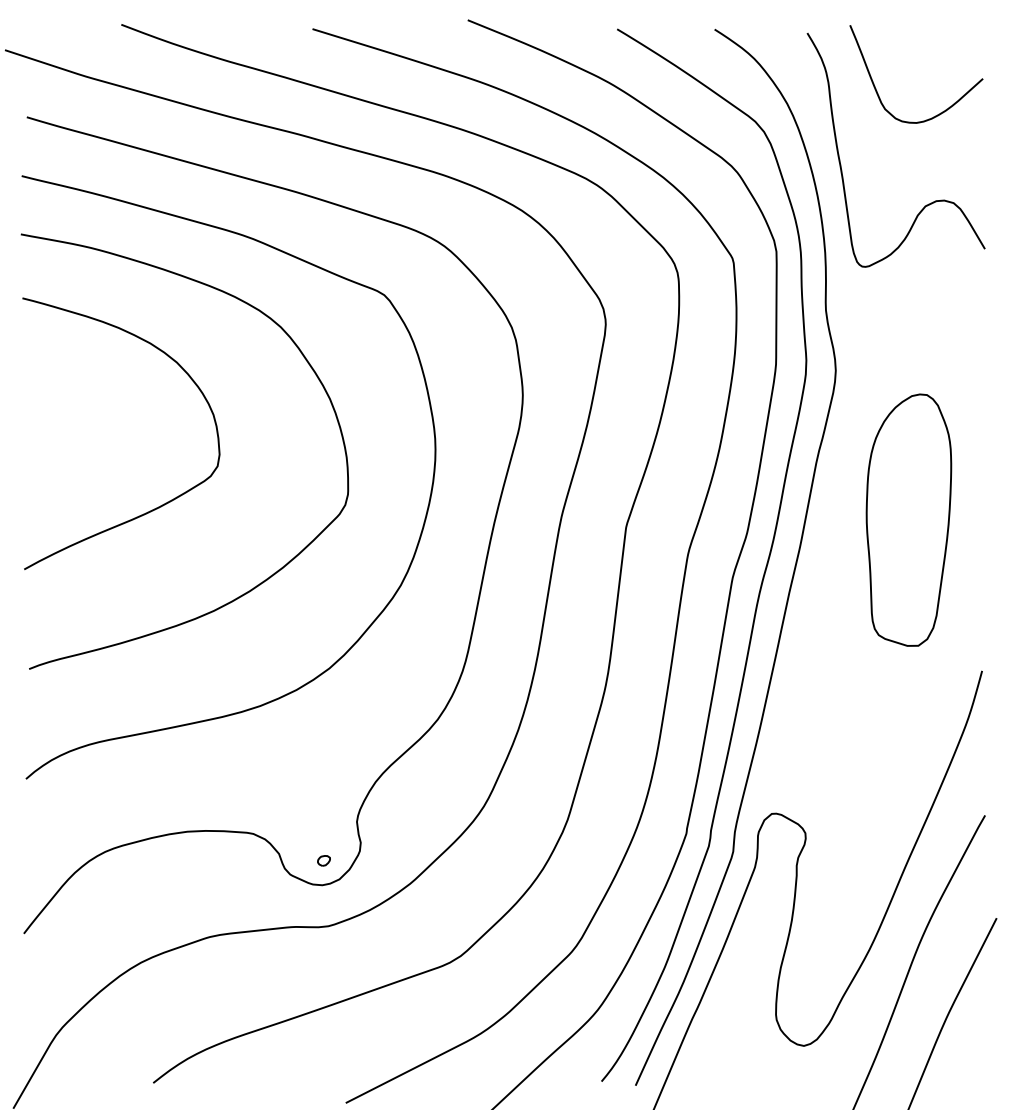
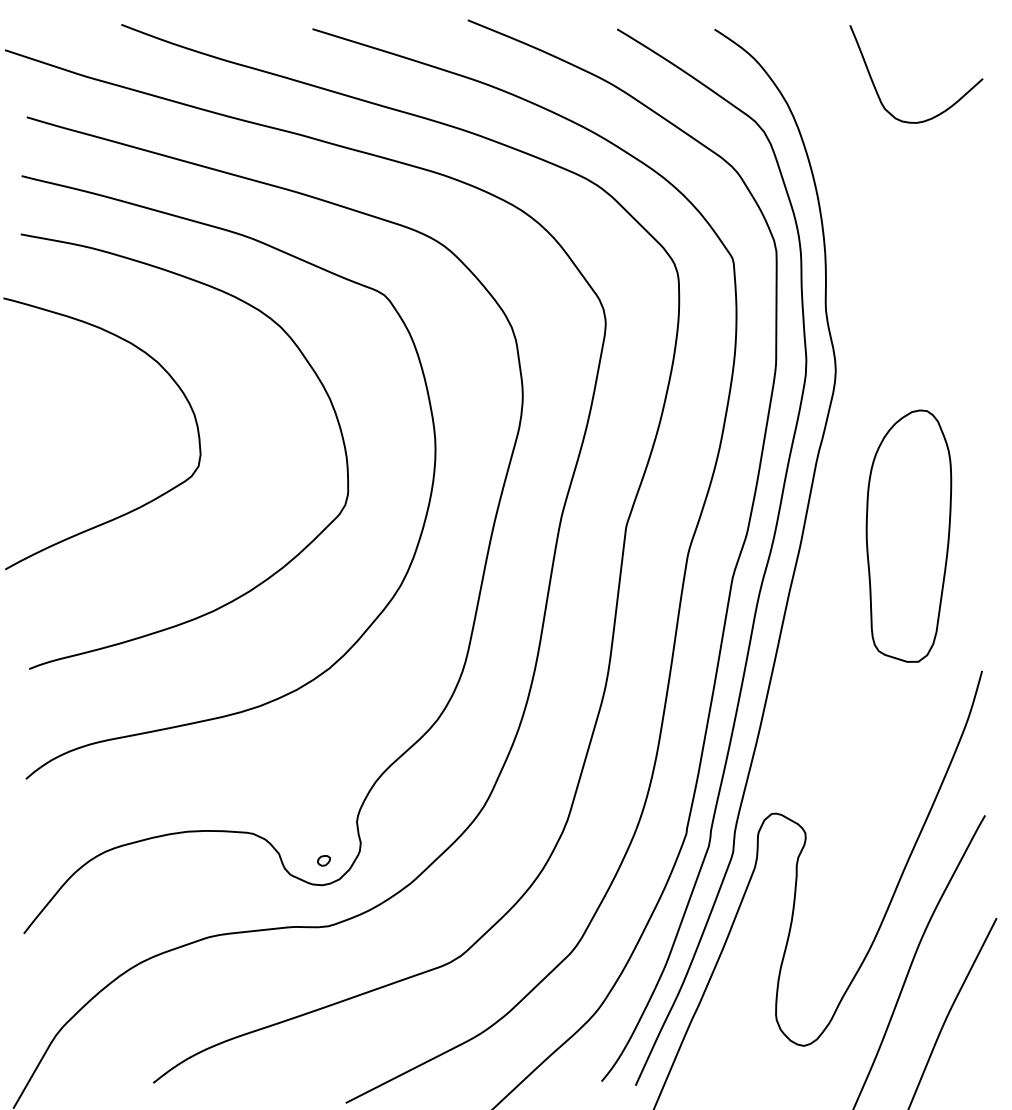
curve: present -> none (840, 159)
curve position: (165, 502) -> (146, 502) (146, 502)
part position: (908, 519) -> (908, 535) (908, 535)
